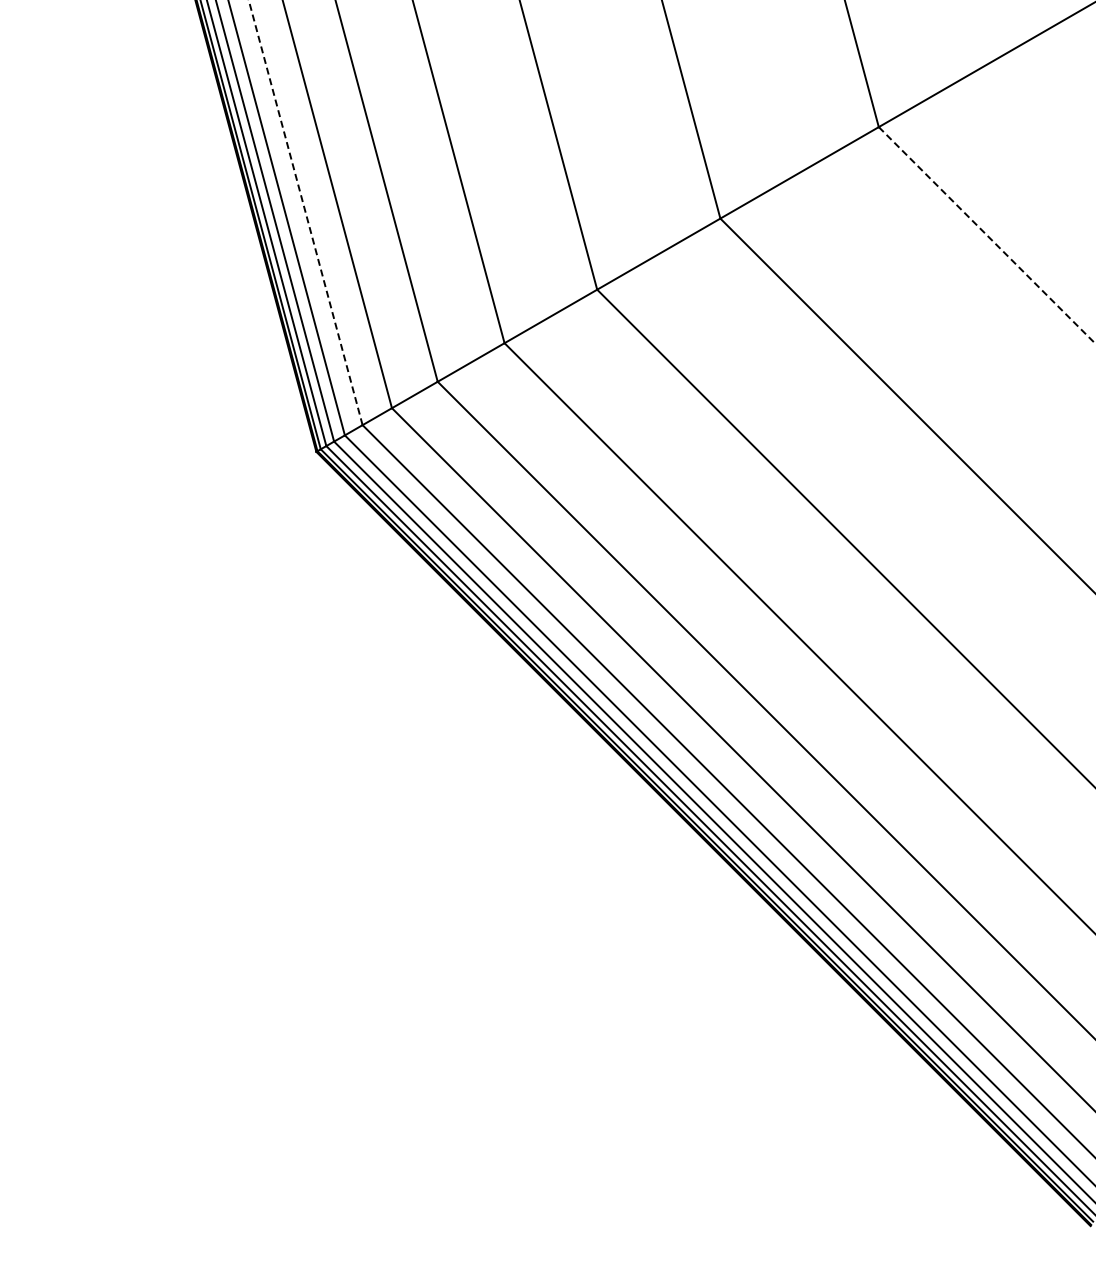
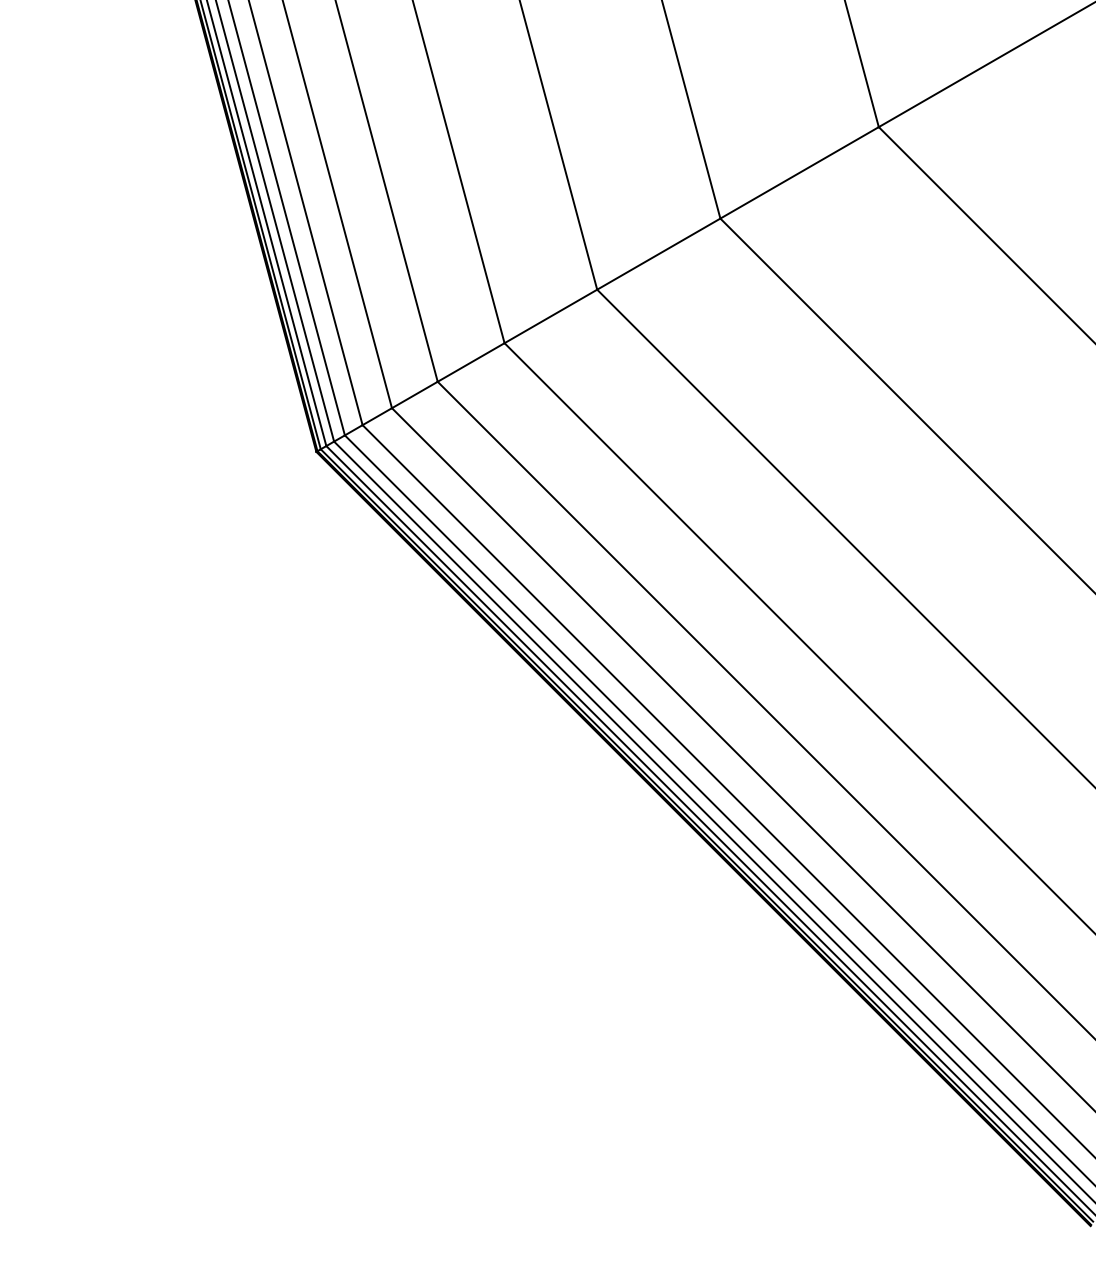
line: dashed -> solid (305, 212)
line: dashed -> solid (987, 235)
